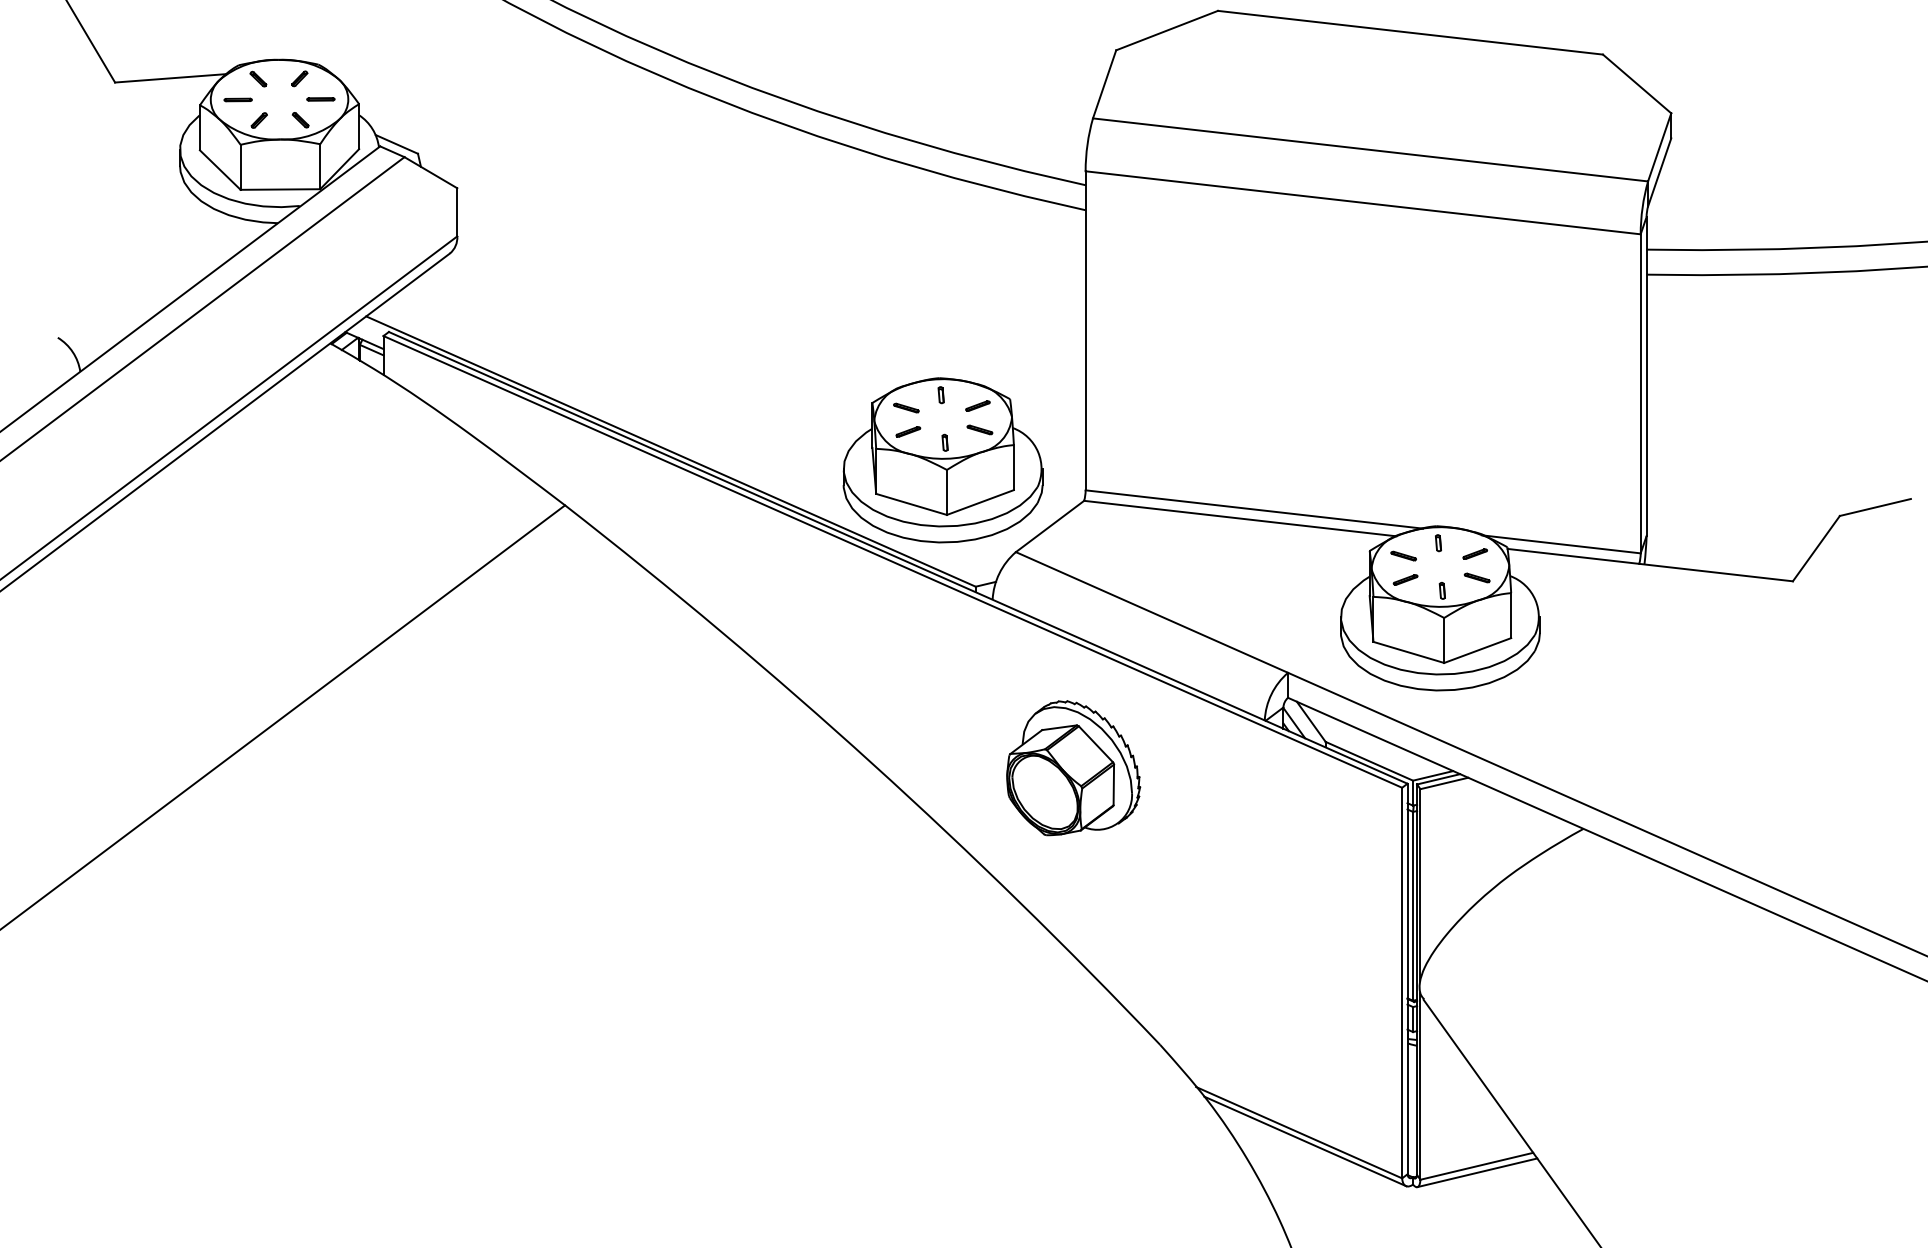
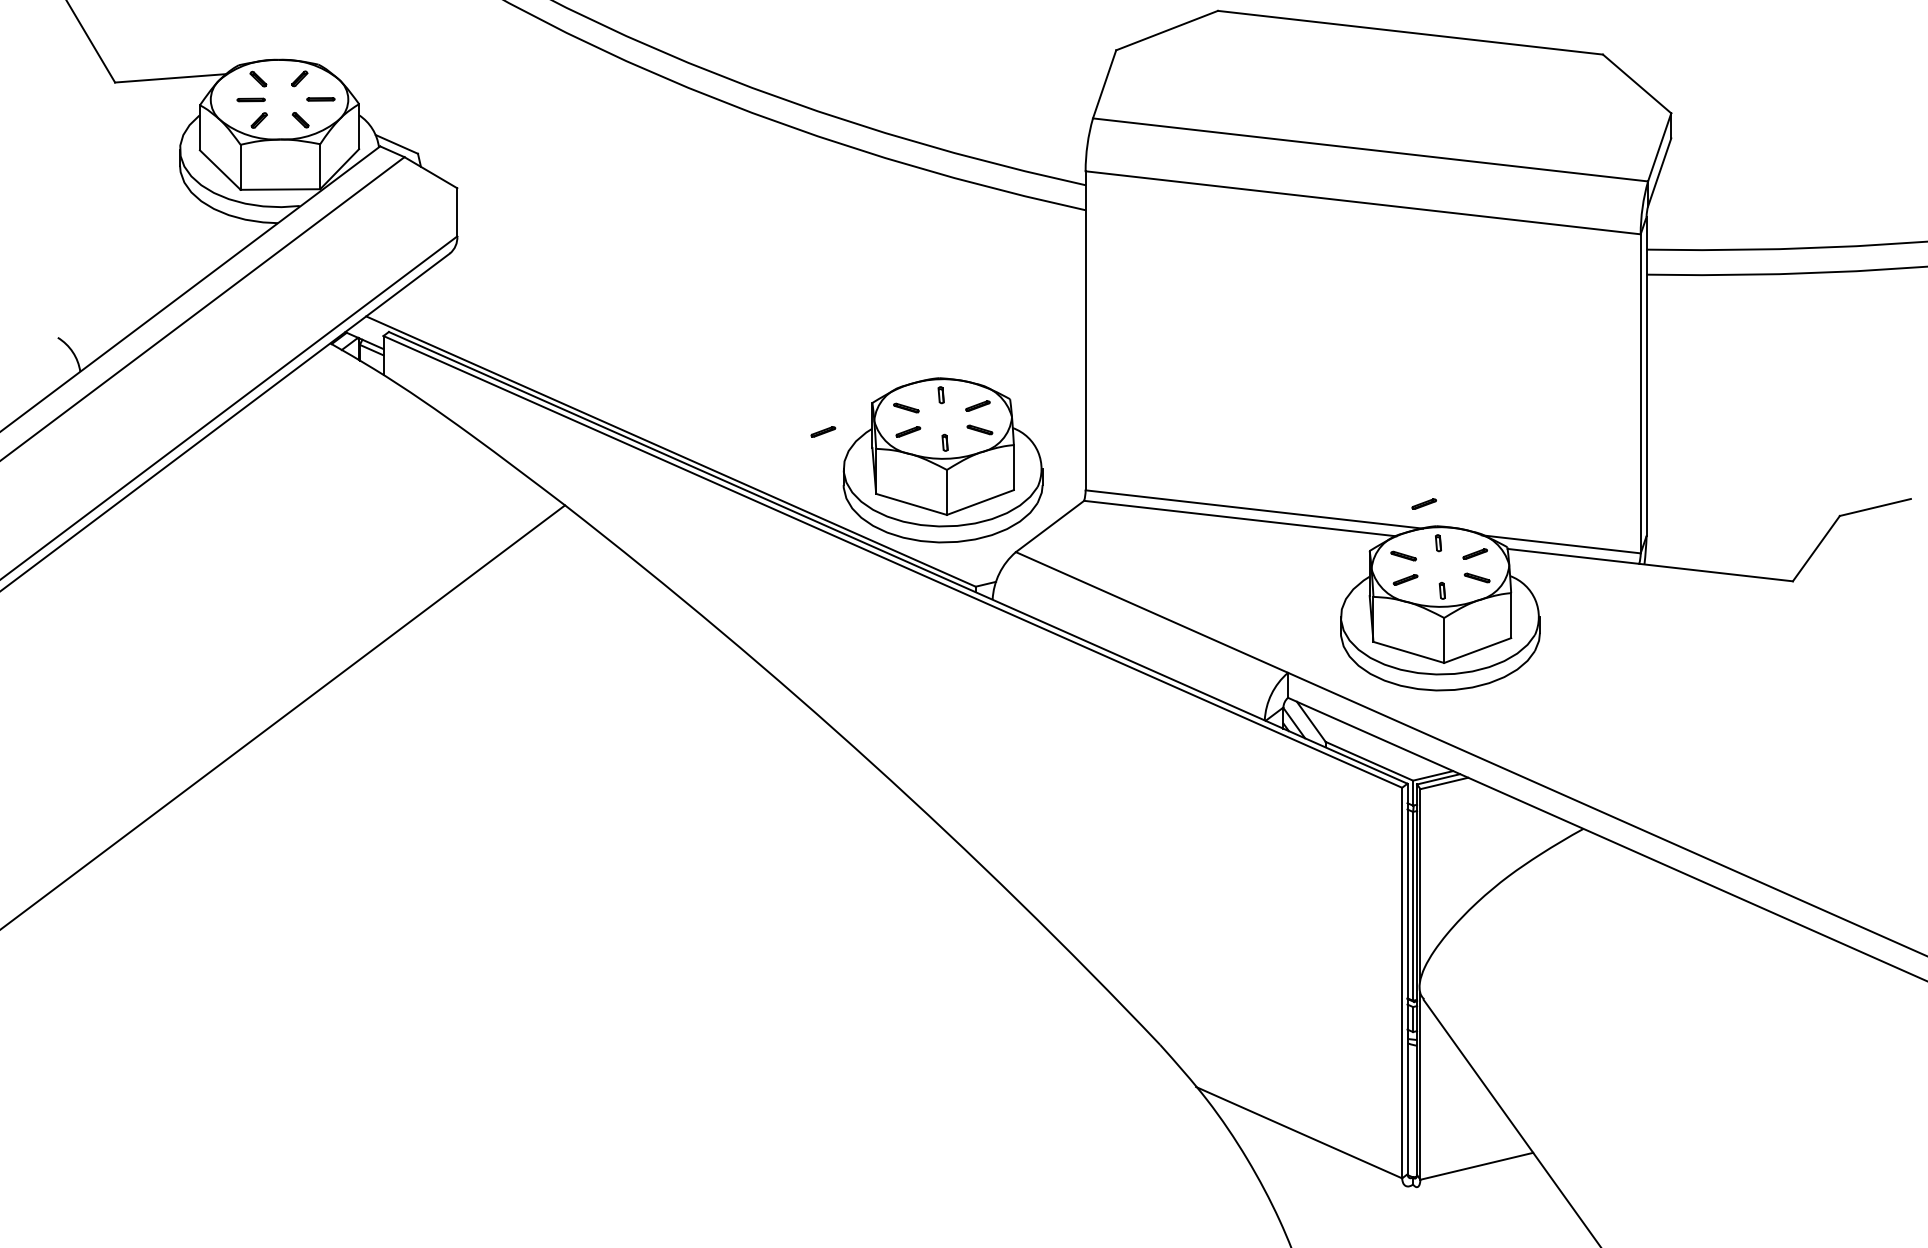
part position: (237, 99) -> (250, 99) (250, 99)
part: none -> present (823, 431)
part: none -> present (1423, 503)
part: present -> none (1073, 768)
line: present -> none (1305, 1141)
line: present -> none (1477, 1172)
